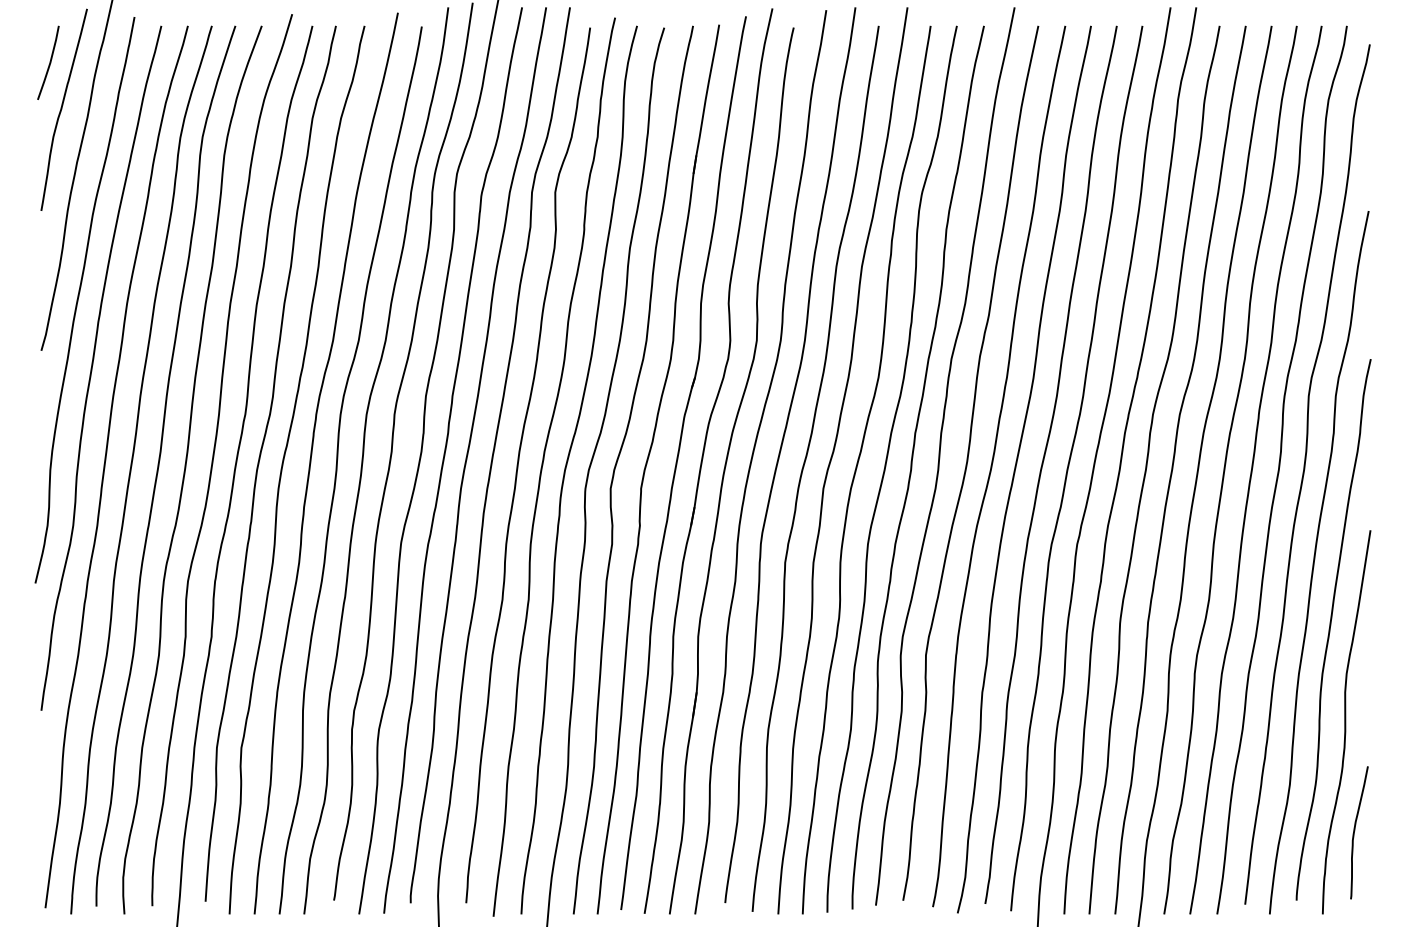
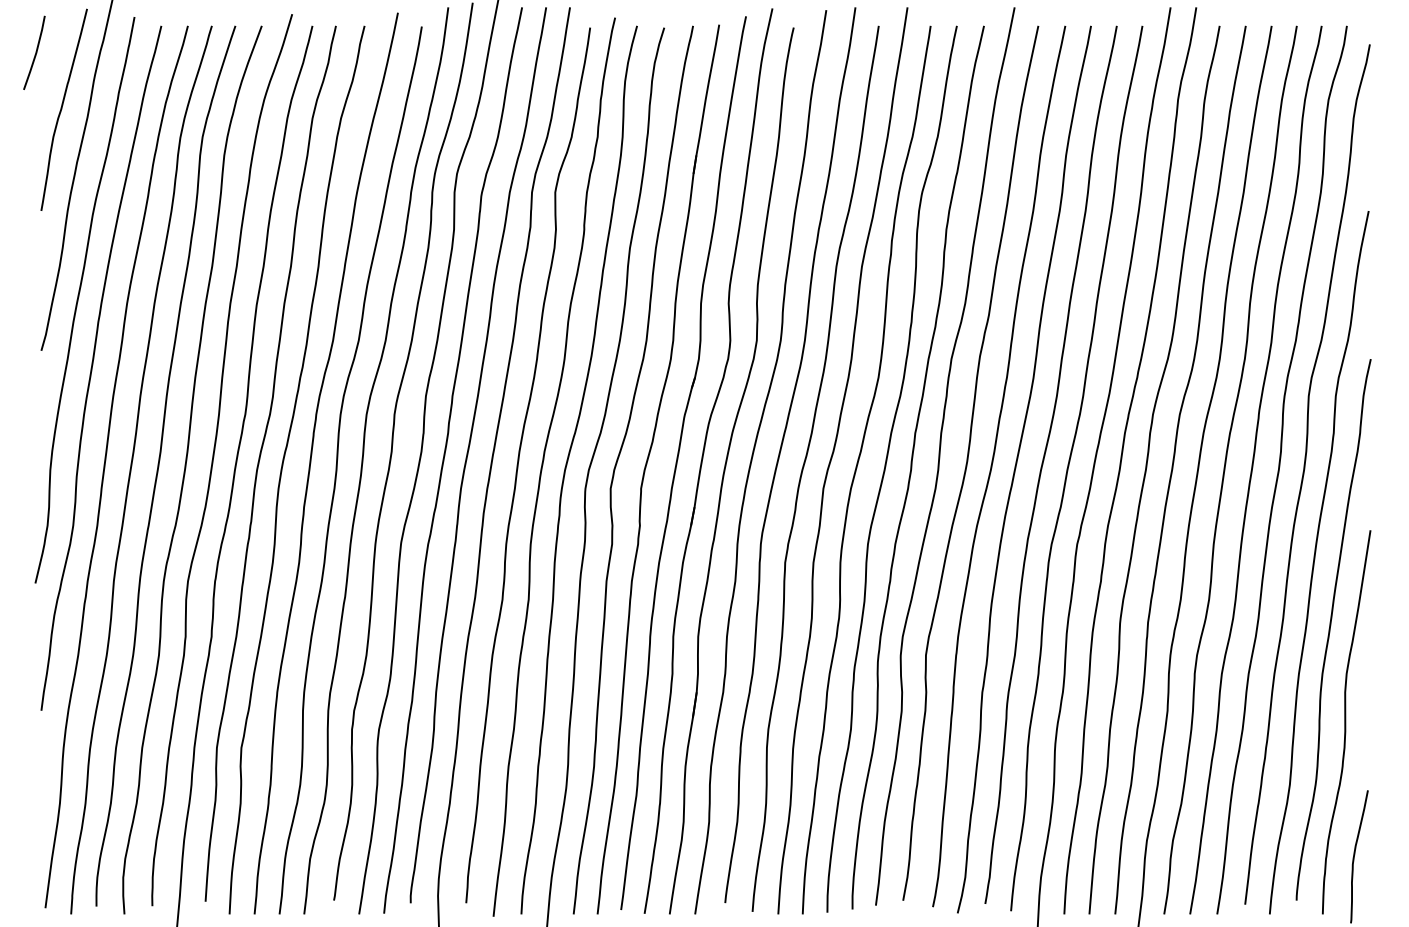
line position: (49, 62) -> (35, 52) (35, 52)
curve position: (1355, 830) -> (1355, 854) (1355, 854)
